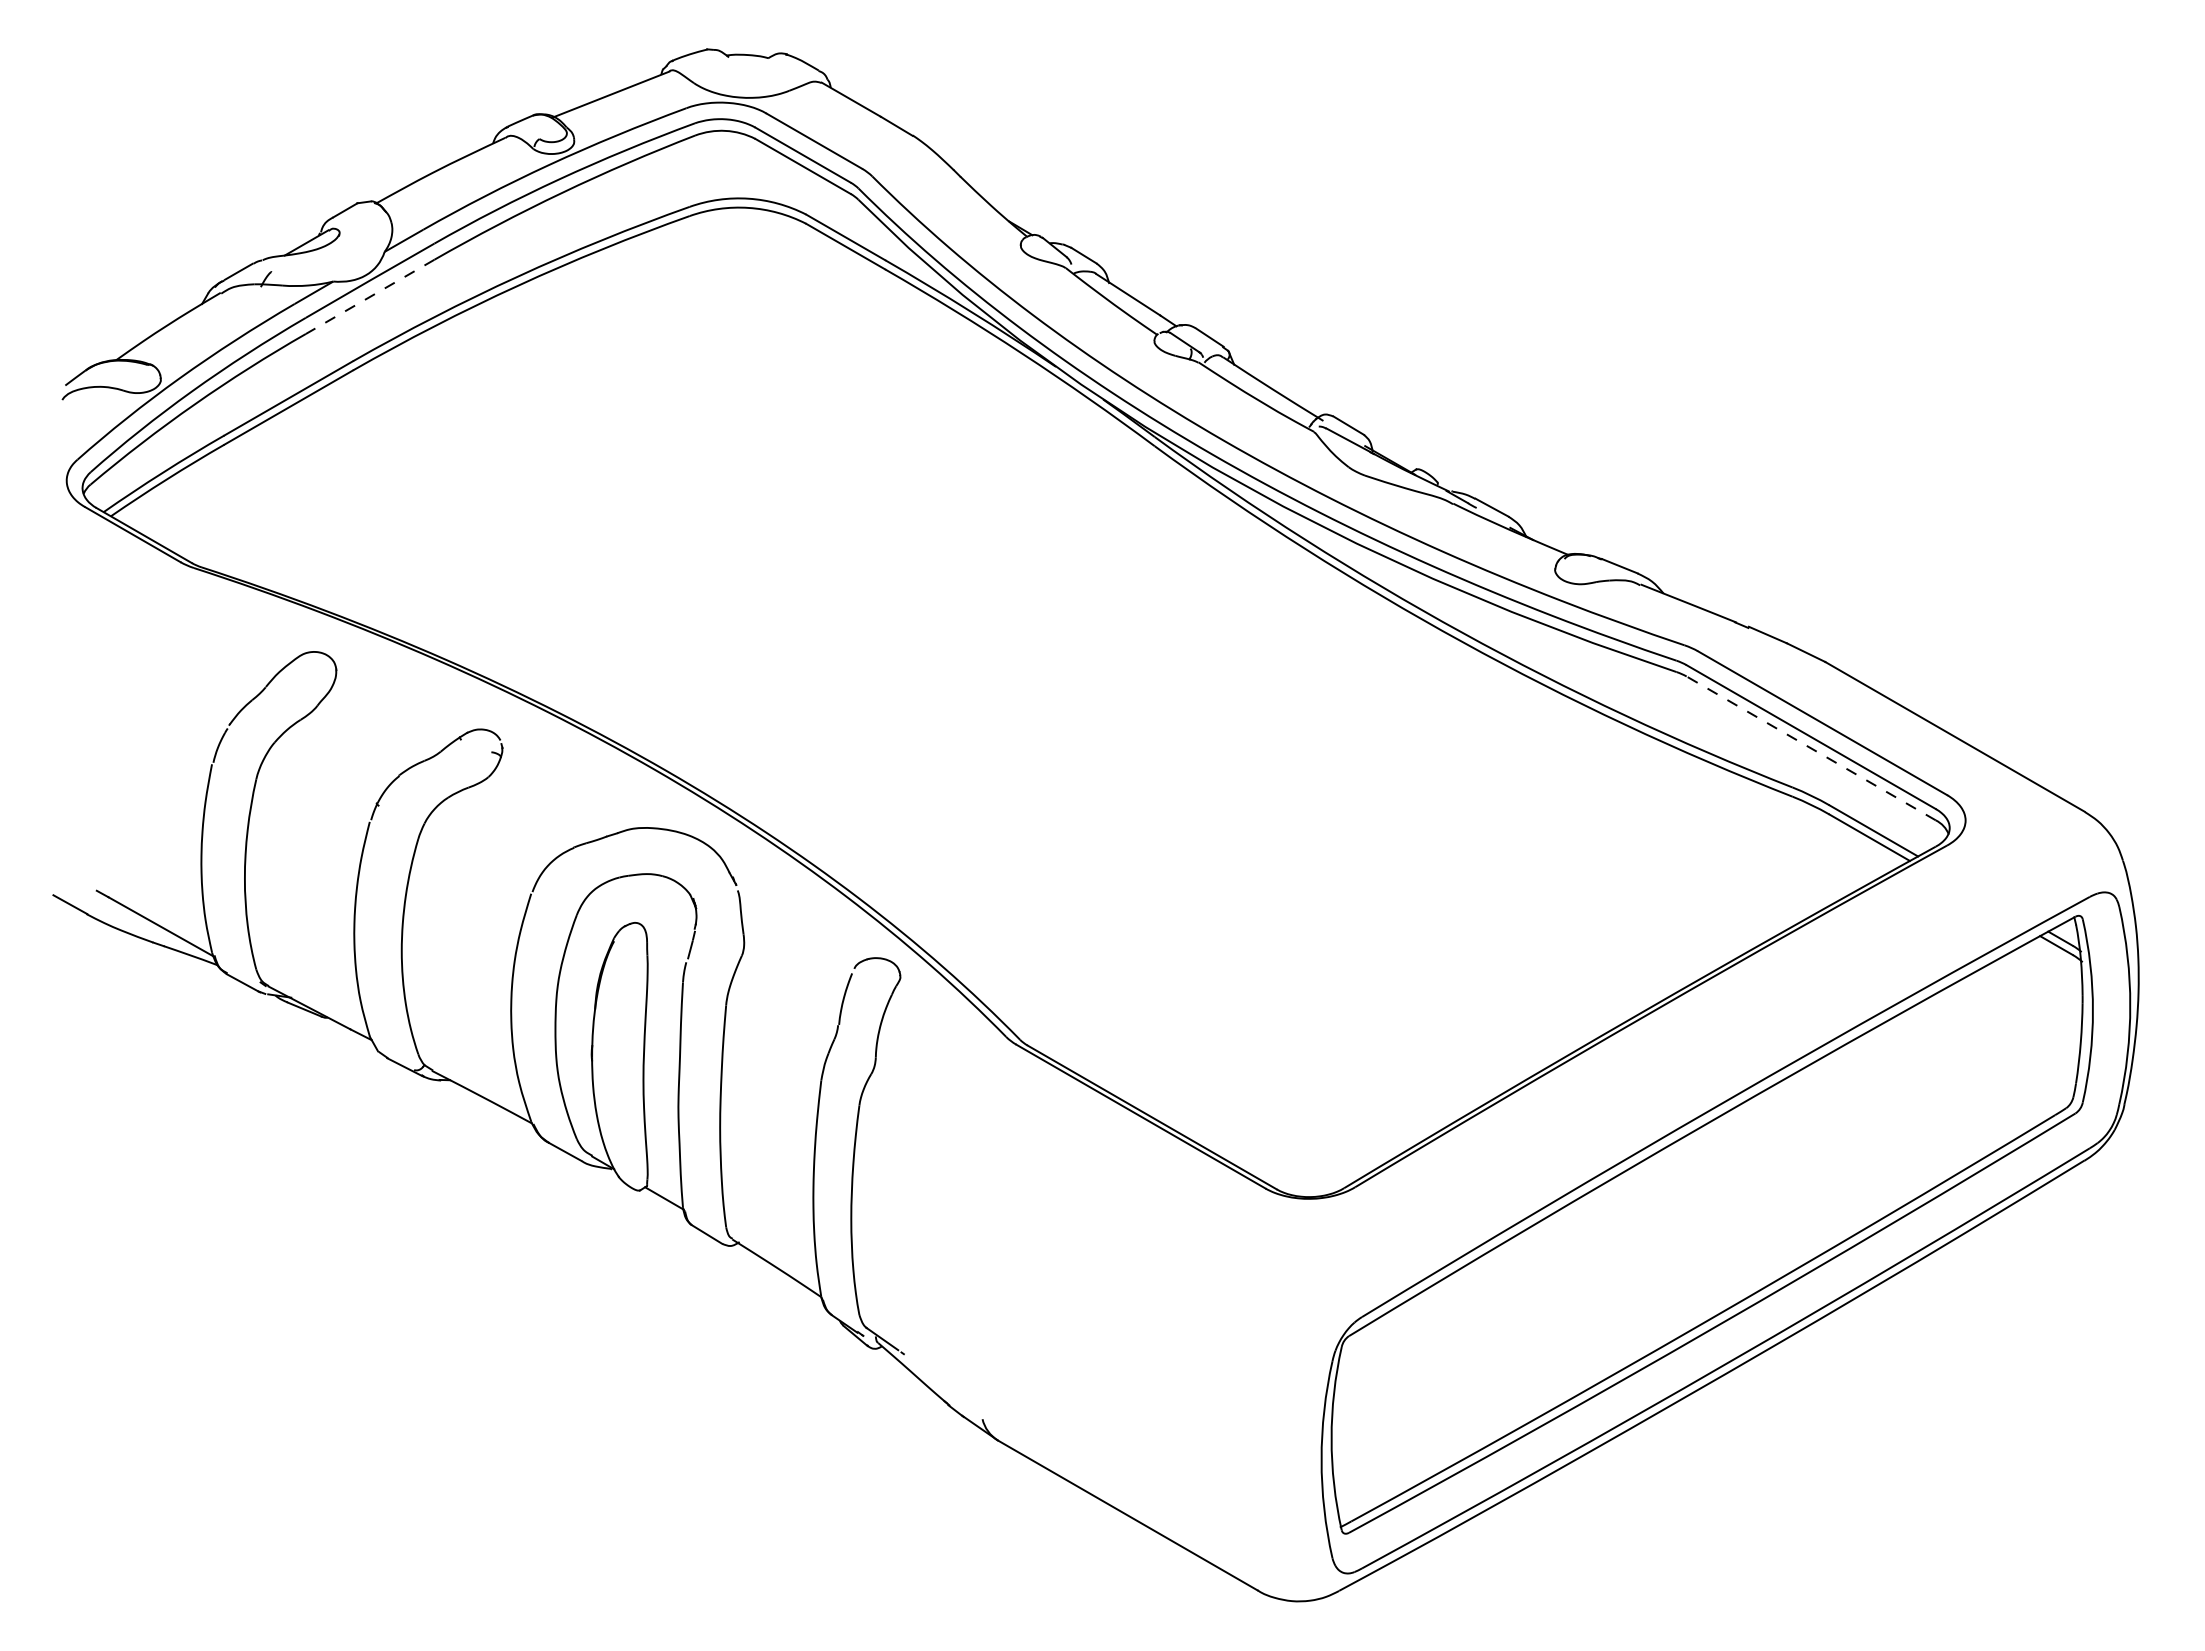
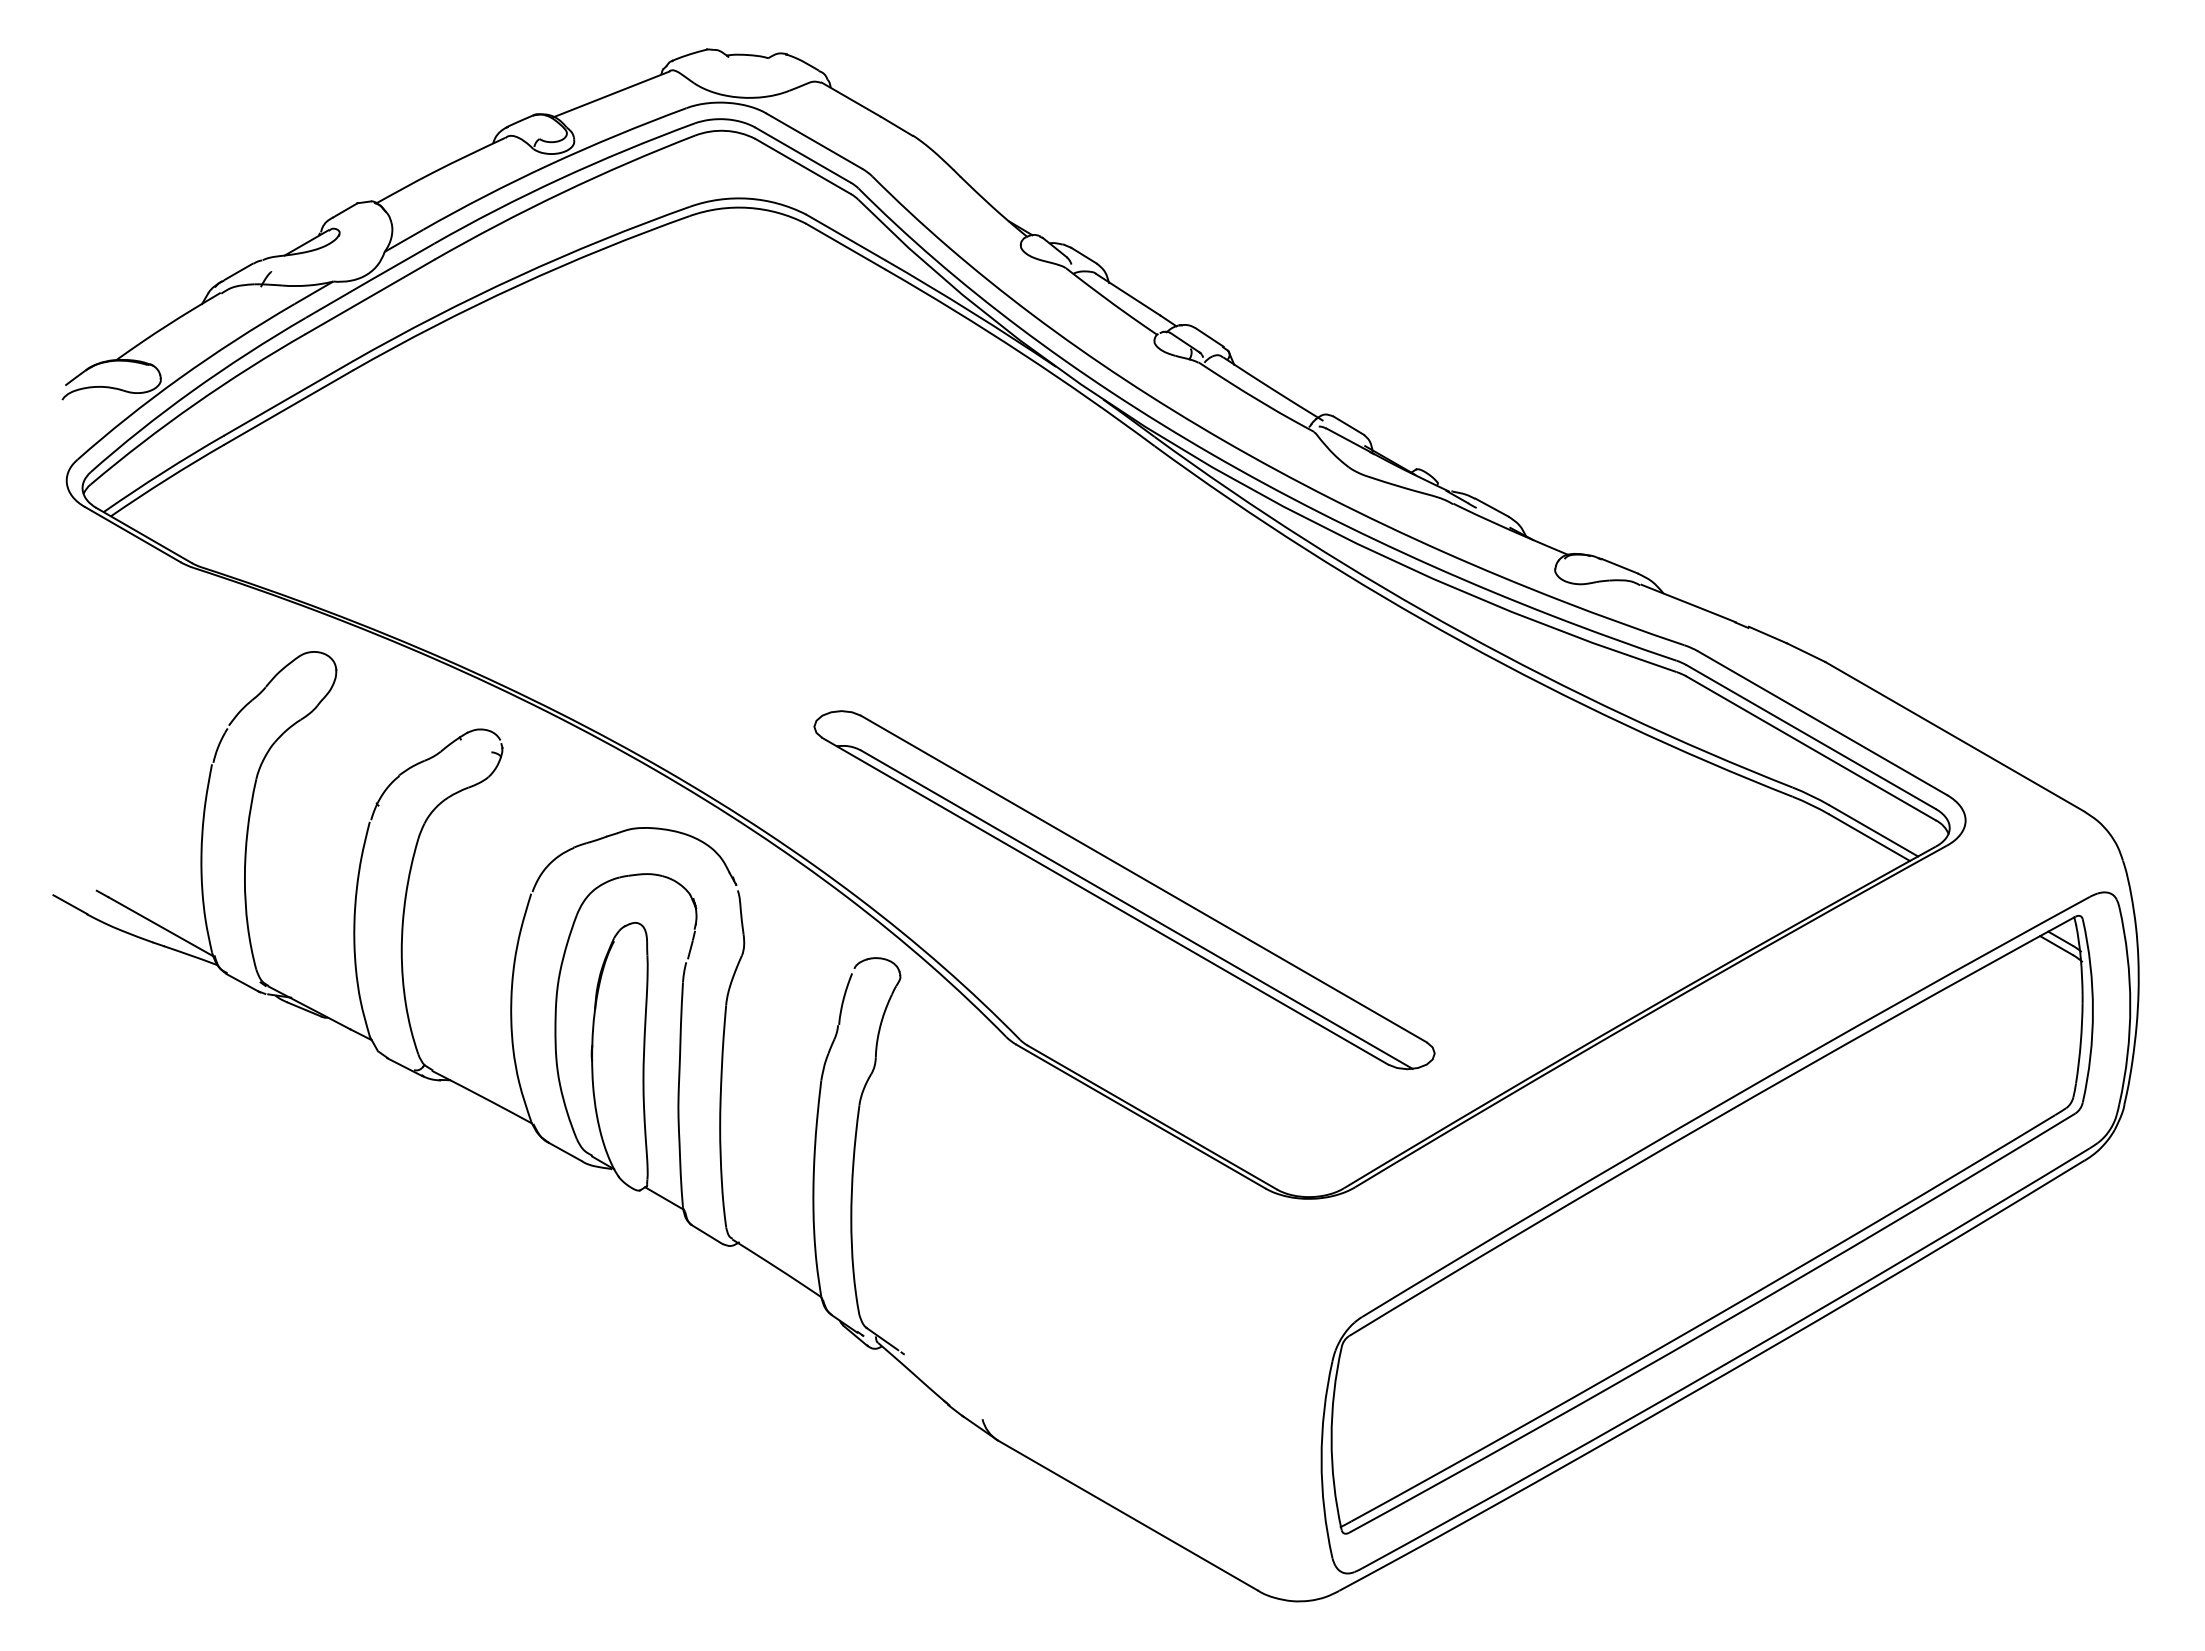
line: dashed -> solid (369, 297)
line: dashed -> solid (1811, 748)
part: none -> present (1124, 890)
